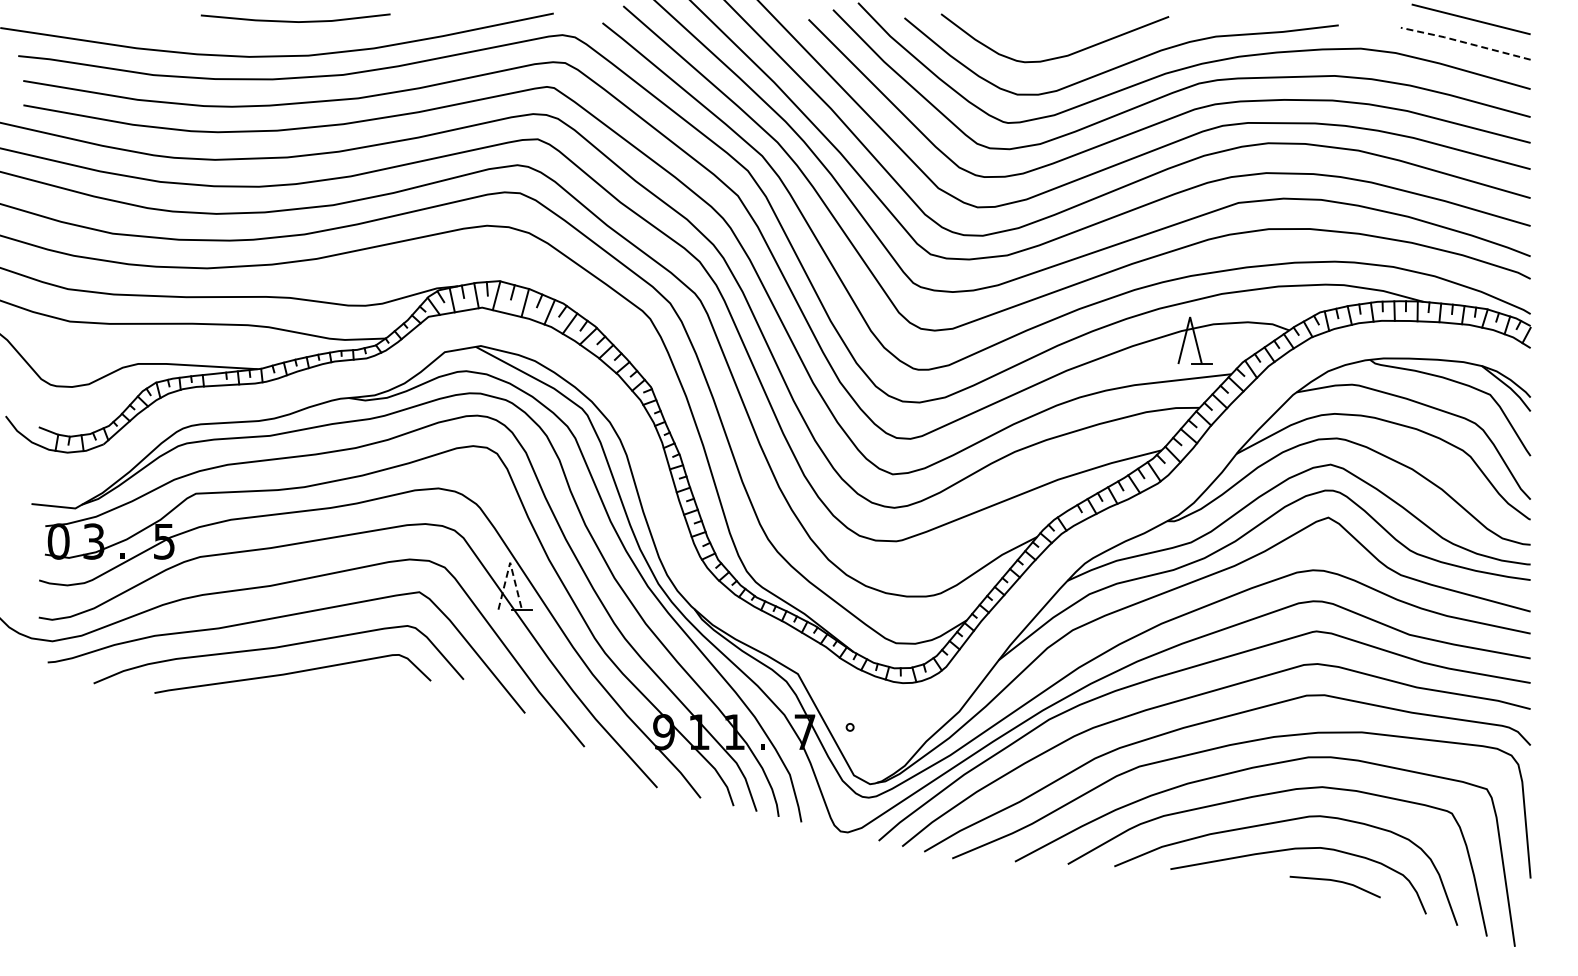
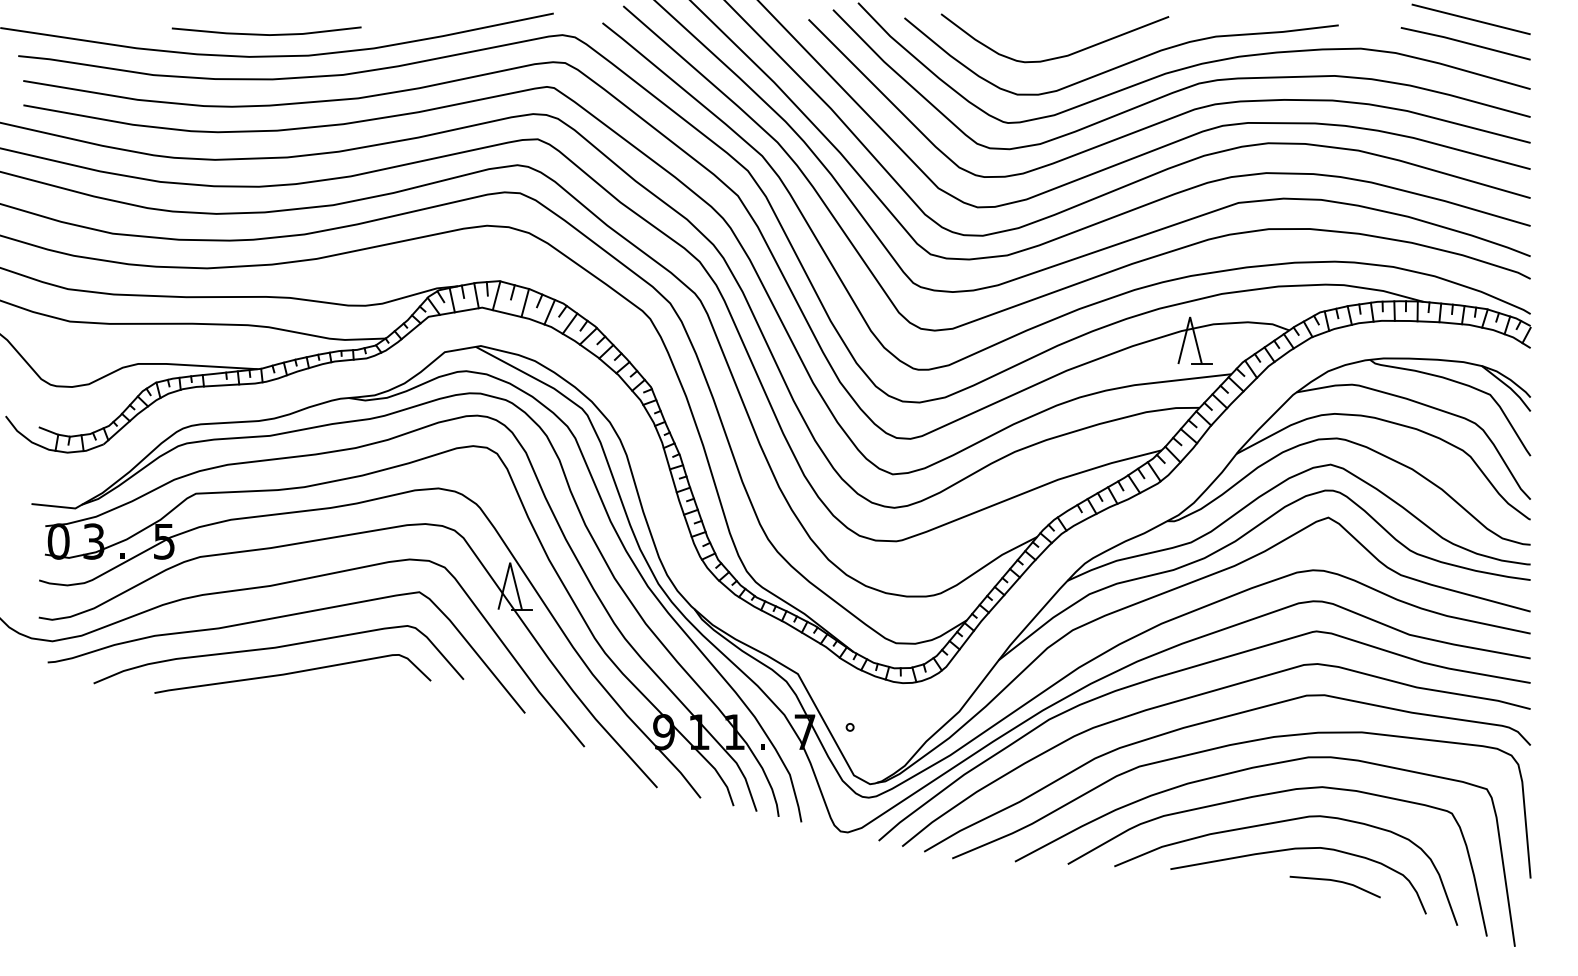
line position: (295, 21) -> (266, 34) (266, 34)
line: dashed -> solid (1465, 42)
line: dashed -> solid (510, 562)
